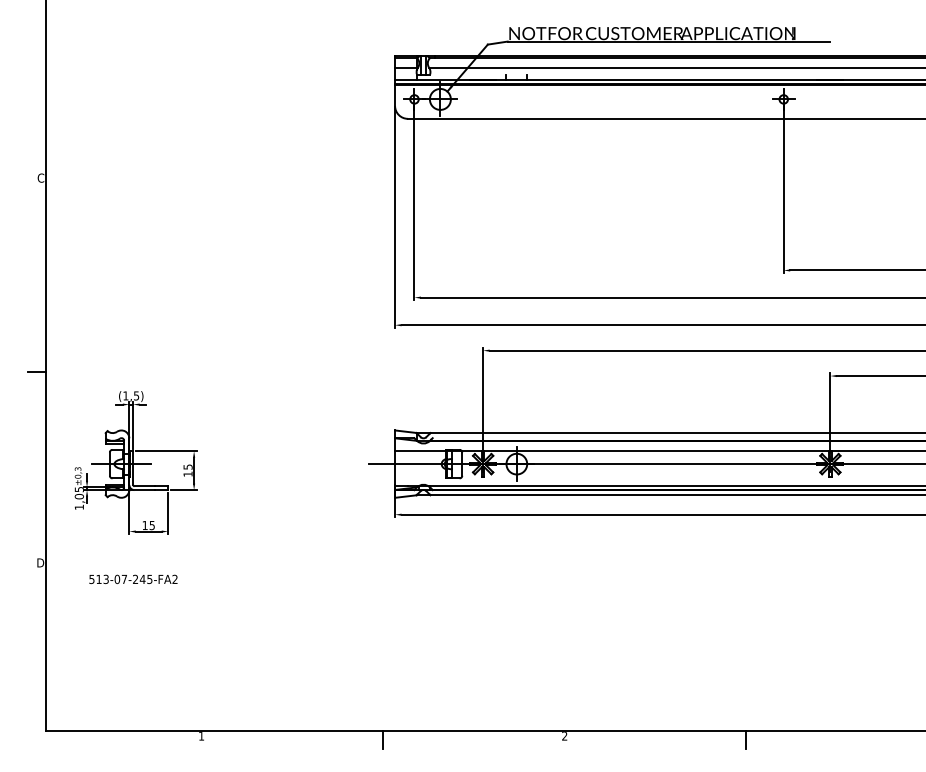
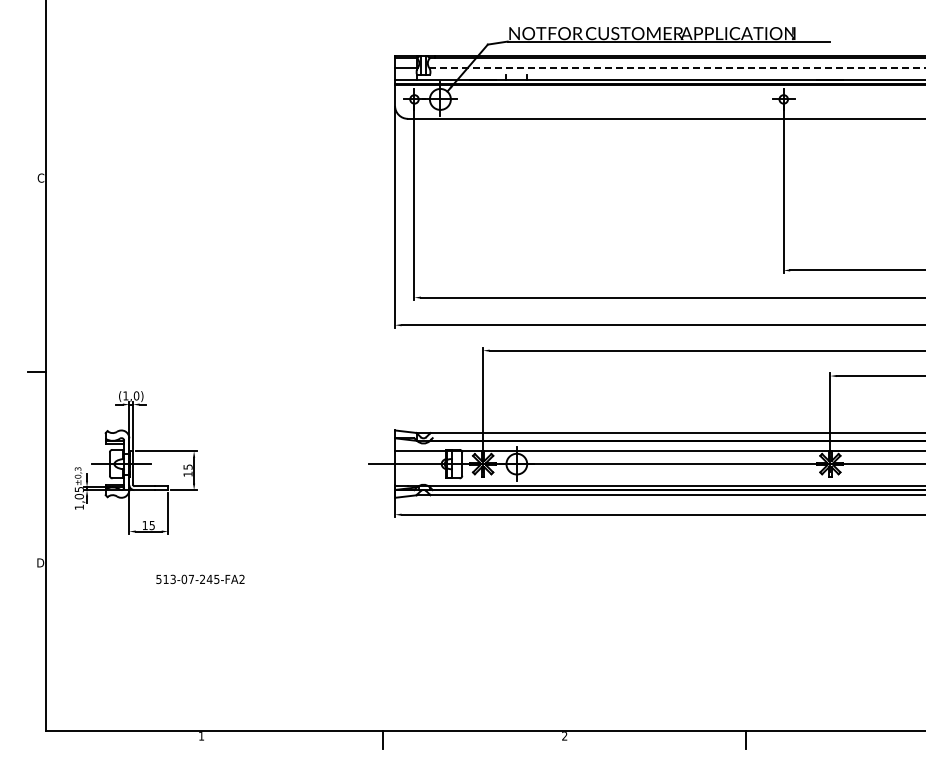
line: solid -> dashed (677, 67)
text: (1,5) -> (1,0) (136, 395)
text position: (133, 579) -> (200, 579) (200, 579)
